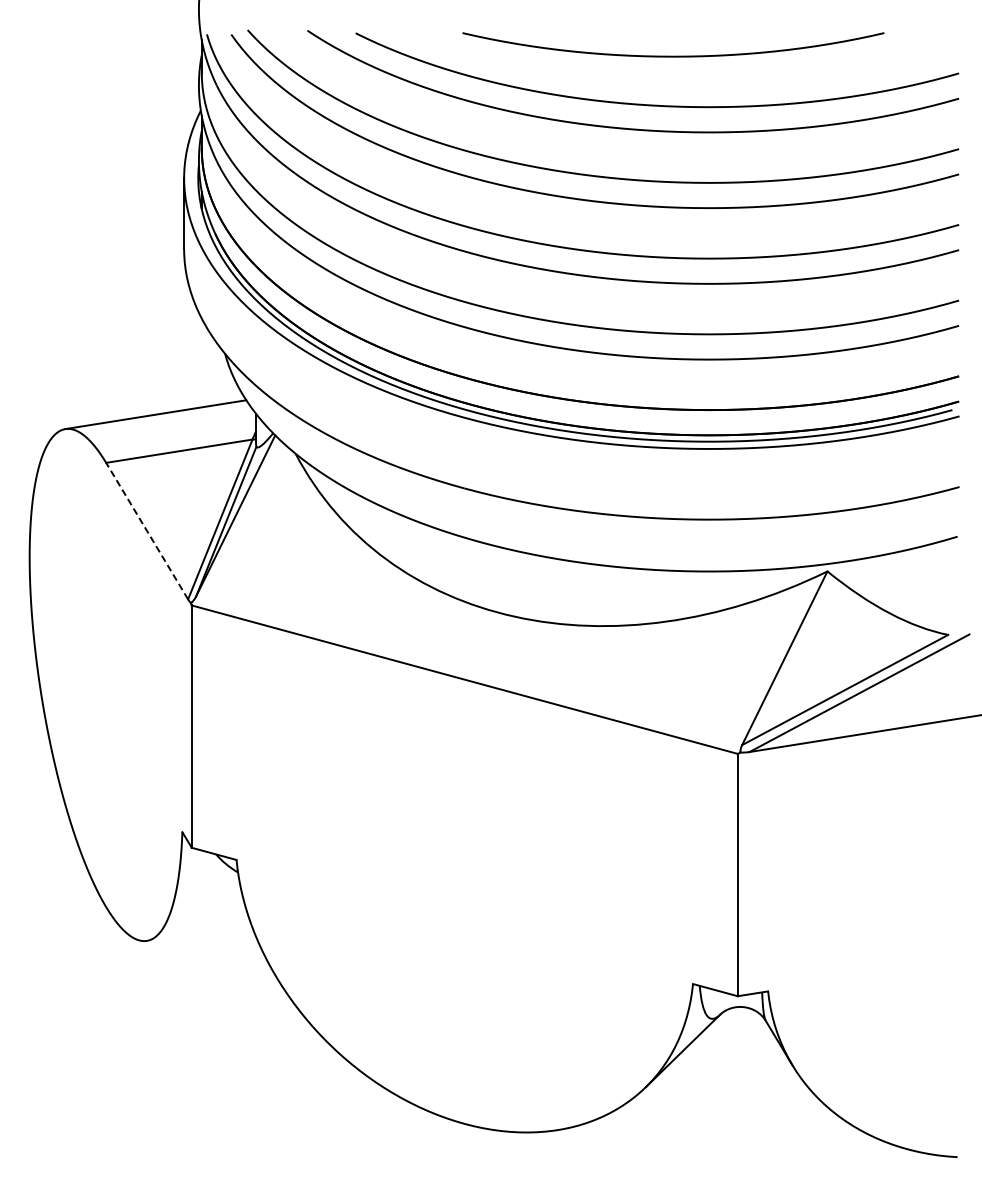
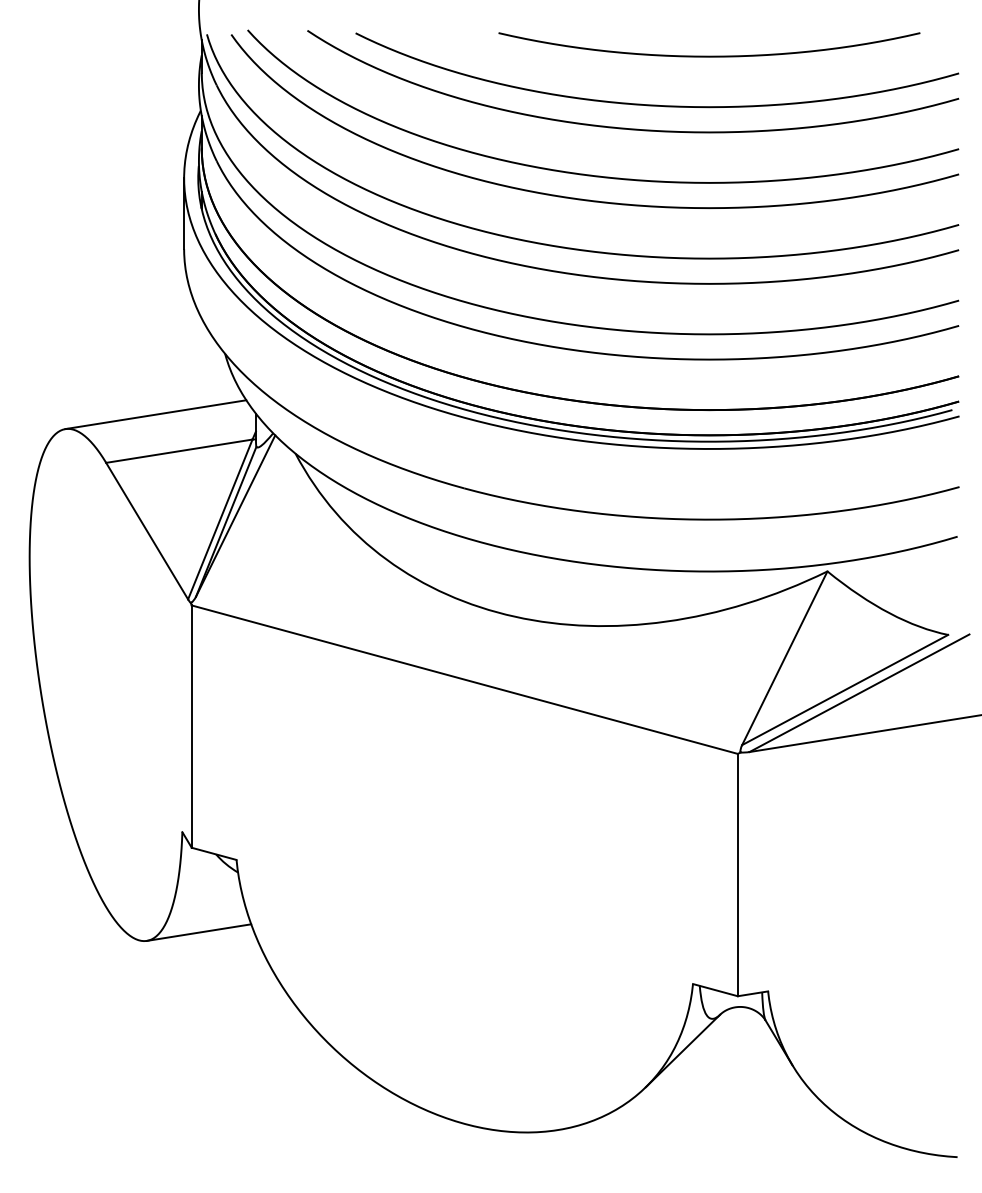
curve position: (673, 55) -> (709, 55) (709, 55)
line: dashed -> solid (147, 531)
line: none -> present (198, 932)
